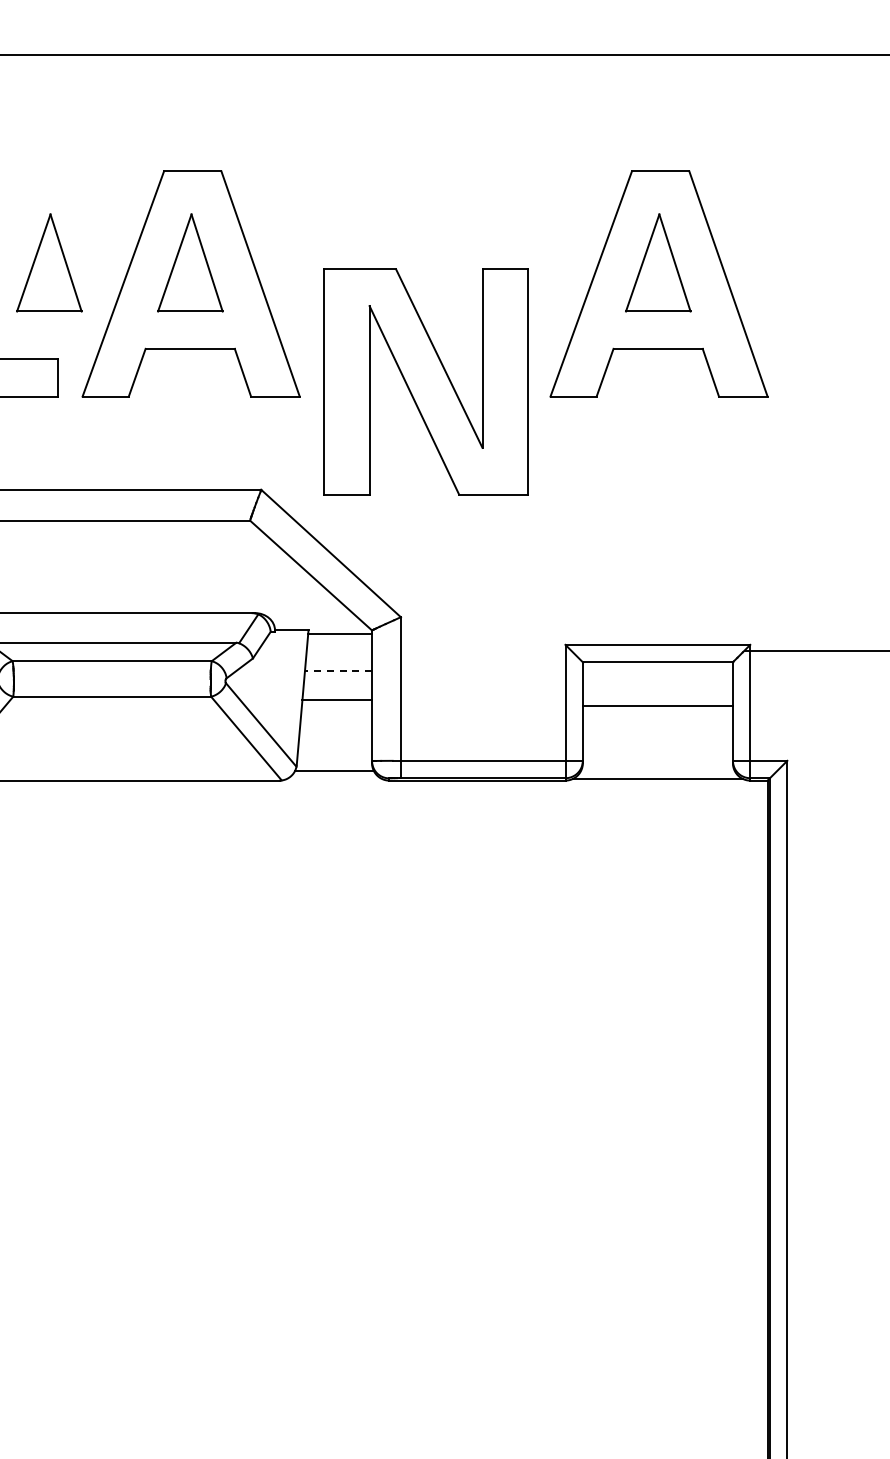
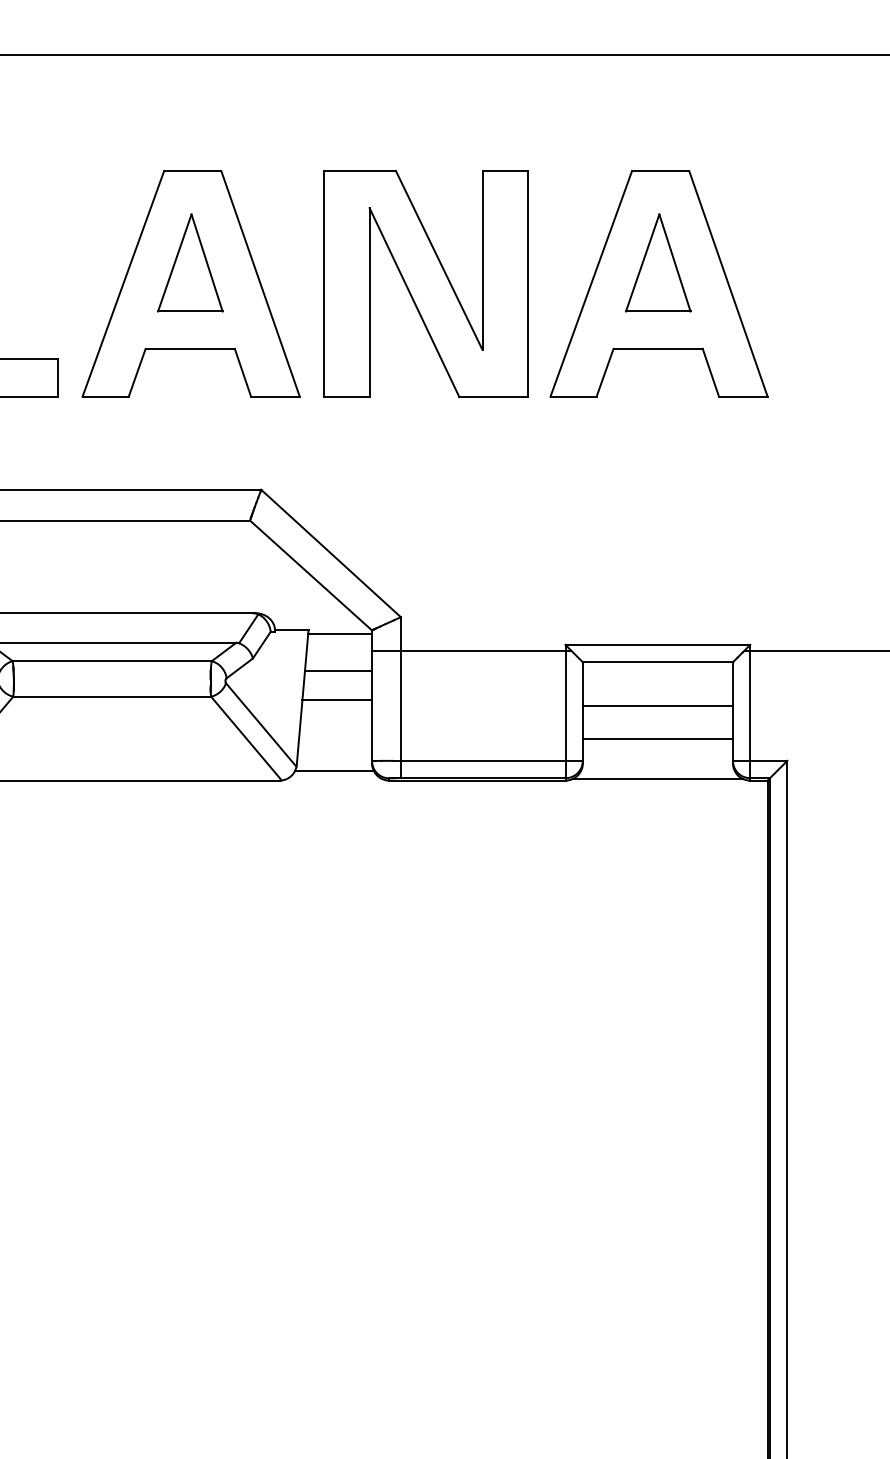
part: present -> none (49, 262)
part position: (425, 381) -> (425, 283) (425, 283)
line: none -> present (471, 650)
line: dashed -> solid (338, 670)
line: none -> present (657, 738)
